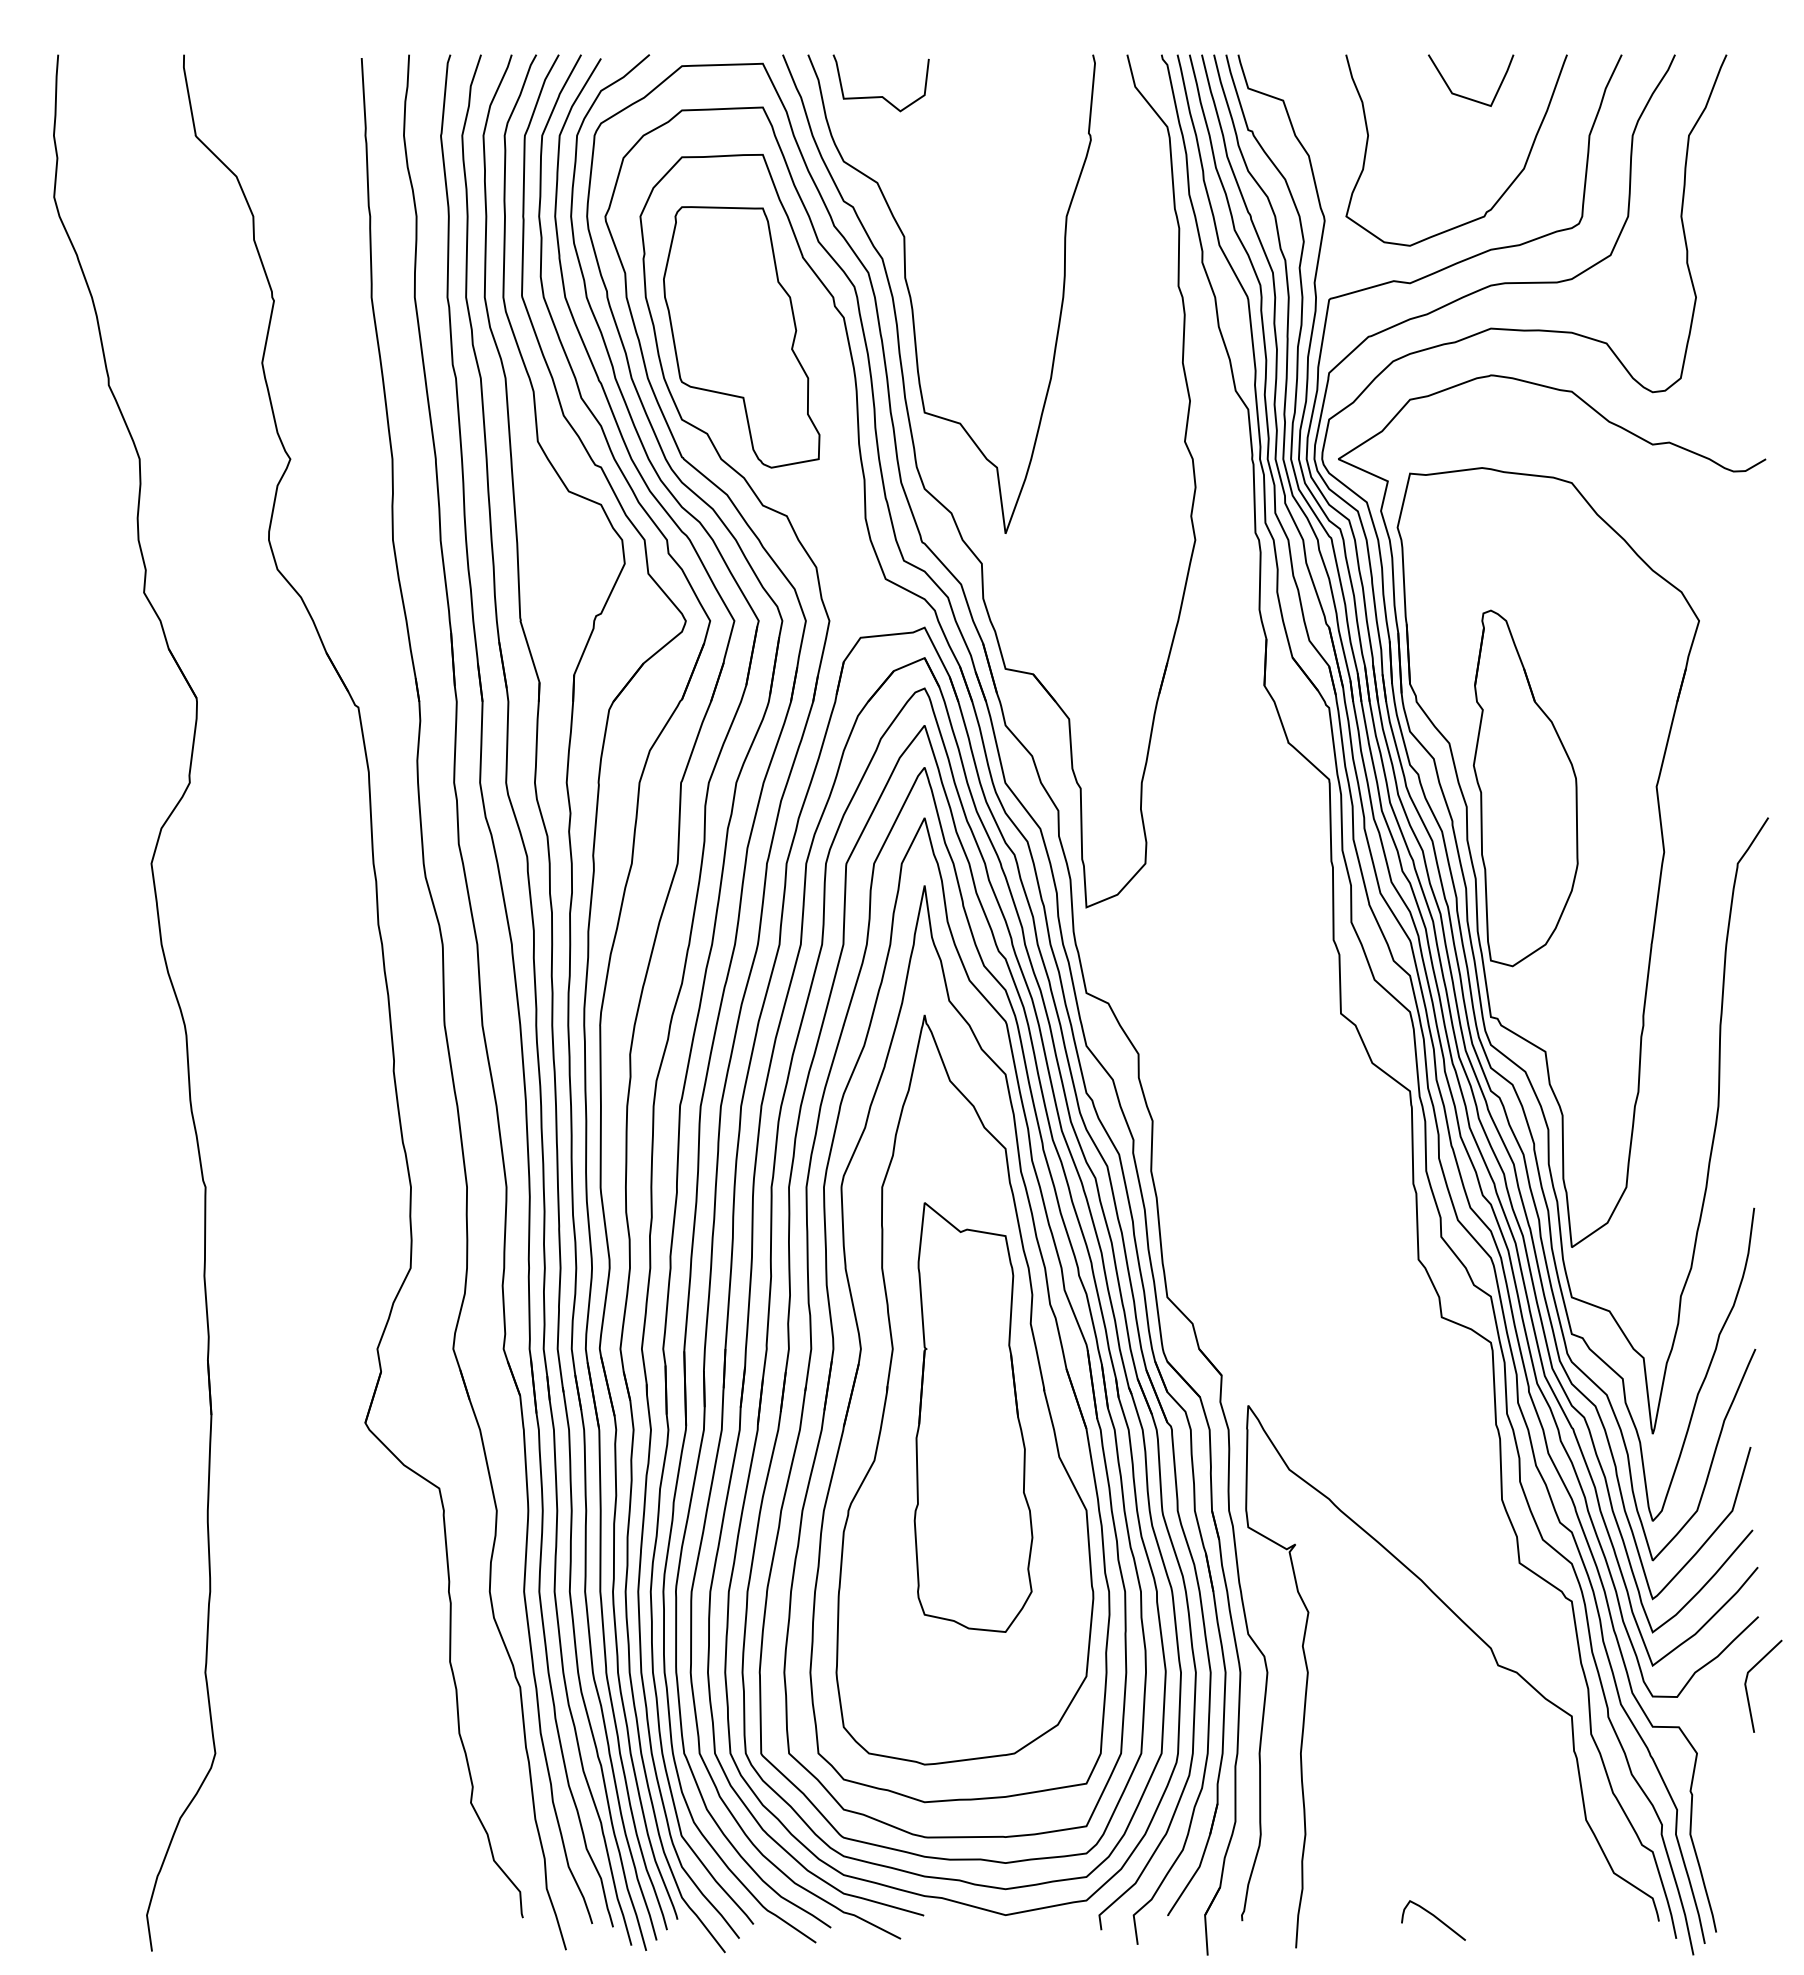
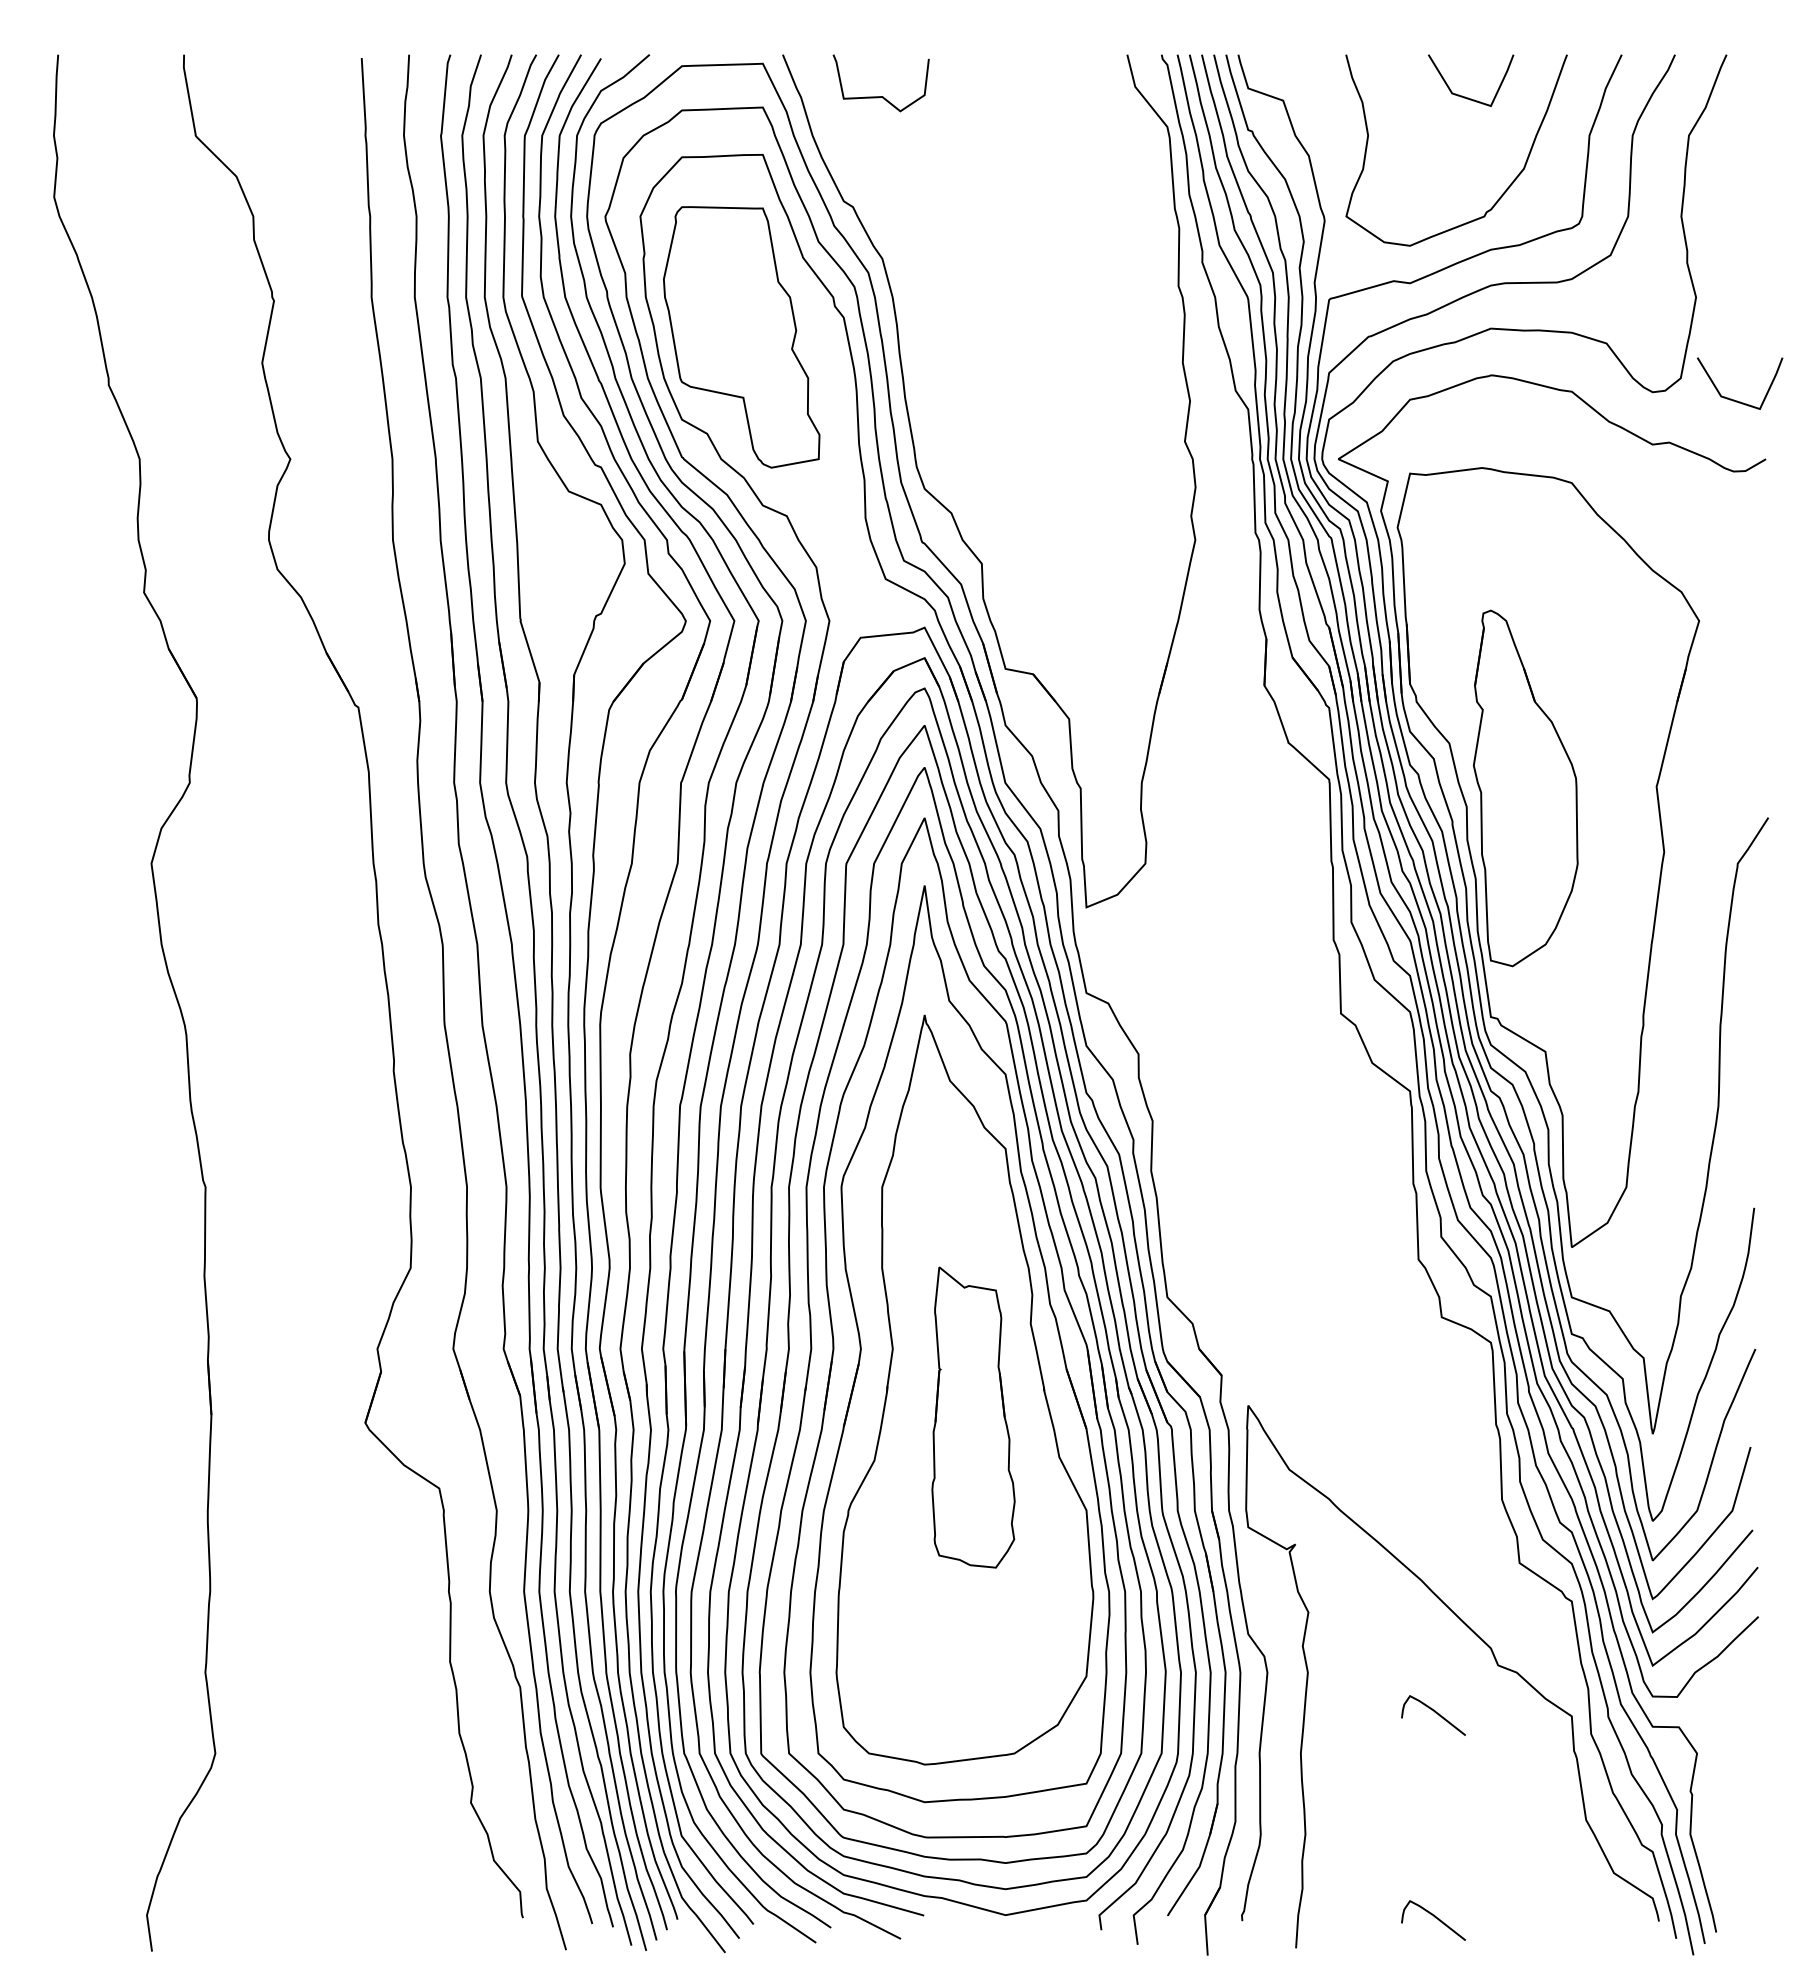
curve: present -> none (912, 302)
line: none -> present (1734, 399)
part size: 121x431 px -> 85x303 px (973, 1417)
line: present -> none (1747, 1689)
curve: none -> present (1435, 1713)
